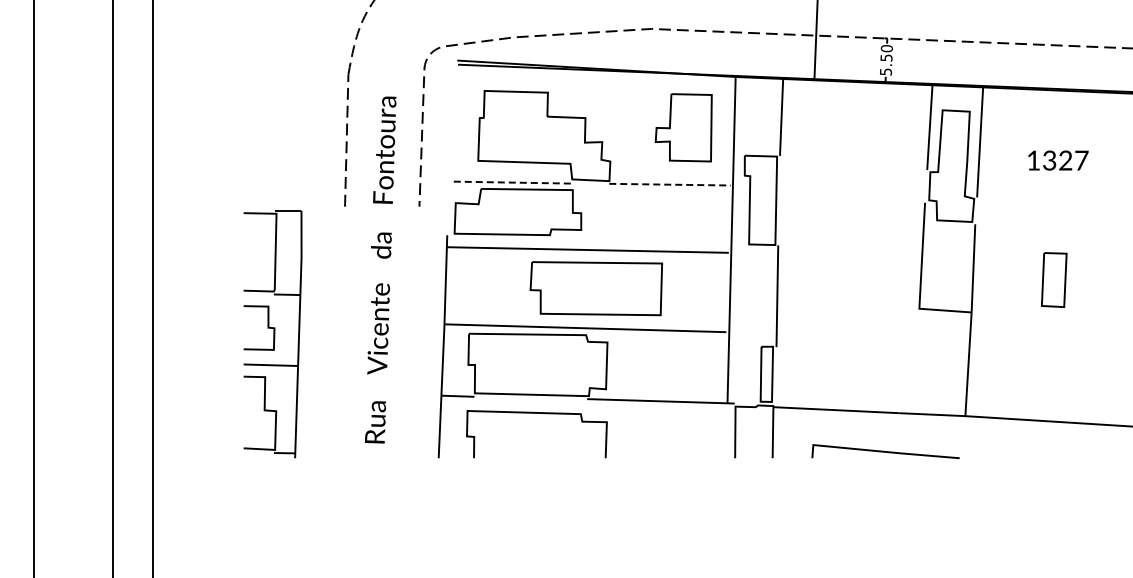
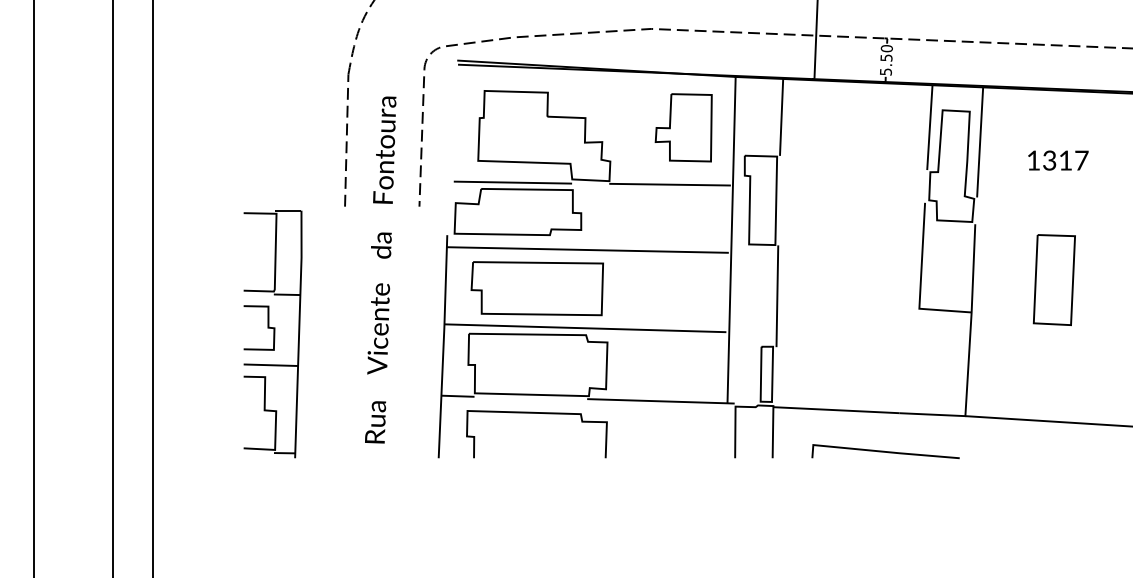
text: 1327 -> 1317 (1065, 160)
line: dashed -> solid (513, 182)
line: dashed -> solid (670, 184)
part size: 27x56 px -> 44x92 px (1053, 279)
part position: (595, 288) -> (536, 288) (536, 288)
